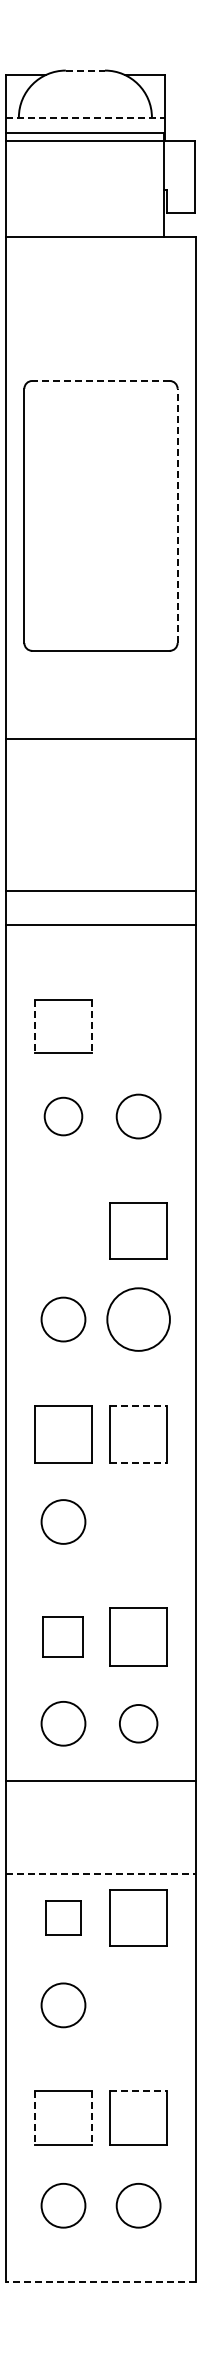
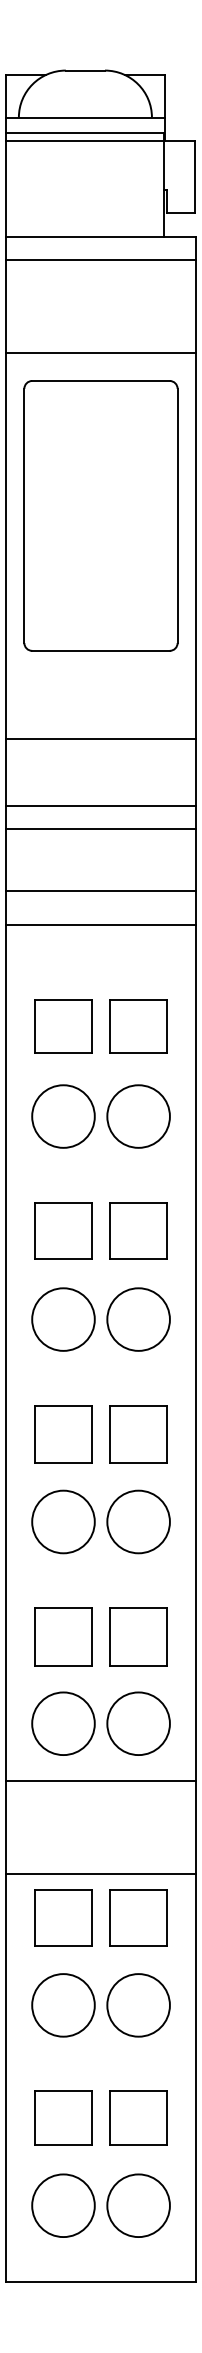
line: dashed -> solid (85, 70)
line: dashed -> solid (85, 117)
line: none -> present (100, 259)
line: none -> present (100, 353)
line: dashed -> solid (101, 381)
line: dashed -> solid (177, 515)
line: none -> present (100, 806)
line: none -> present (100, 828)
line: dashed -> solid (34, 1026)
line: dashed -> solid (91, 1026)
part: none -> present (138, 1026)
circle diameter: 38 px -> 63 px (63, 1116)
circle diameter: 44 px -> 63 px (138, 1116)
part: none -> present (63, 1230)
circle size: 47x47 px -> 65x65 px (63, 1319)
line: dashed -> solid (138, 1406)
line: dashed -> solid (138, 1463)
circle diameter: 44 px -> 63 px (63, 1521)
circle: none -> present (138, 1521)
part size: 42x42 px -> 59x60 px (63, 1636)
circle diameter: 44 px -> 63 px (63, 1723)
circle diameter: 38 px -> 63 px (138, 1723)
line: dashed -> solid (101, 1873)
part size: 37x36 px -> 59x58 px (63, 1917)
circle diameter: 44 px -> 63 px (63, 2005)
circle: none -> present (138, 2005)
line: dashed -> solid (138, 2091)
line: dashed -> solid (34, 2117)
line: dashed -> solid (91, 2117)
circle diameter: 44 px -> 63 px (63, 2205)
circle diameter: 44 px -> 63 px (138, 2205)
line: dashed -> solid (100, 2282)
